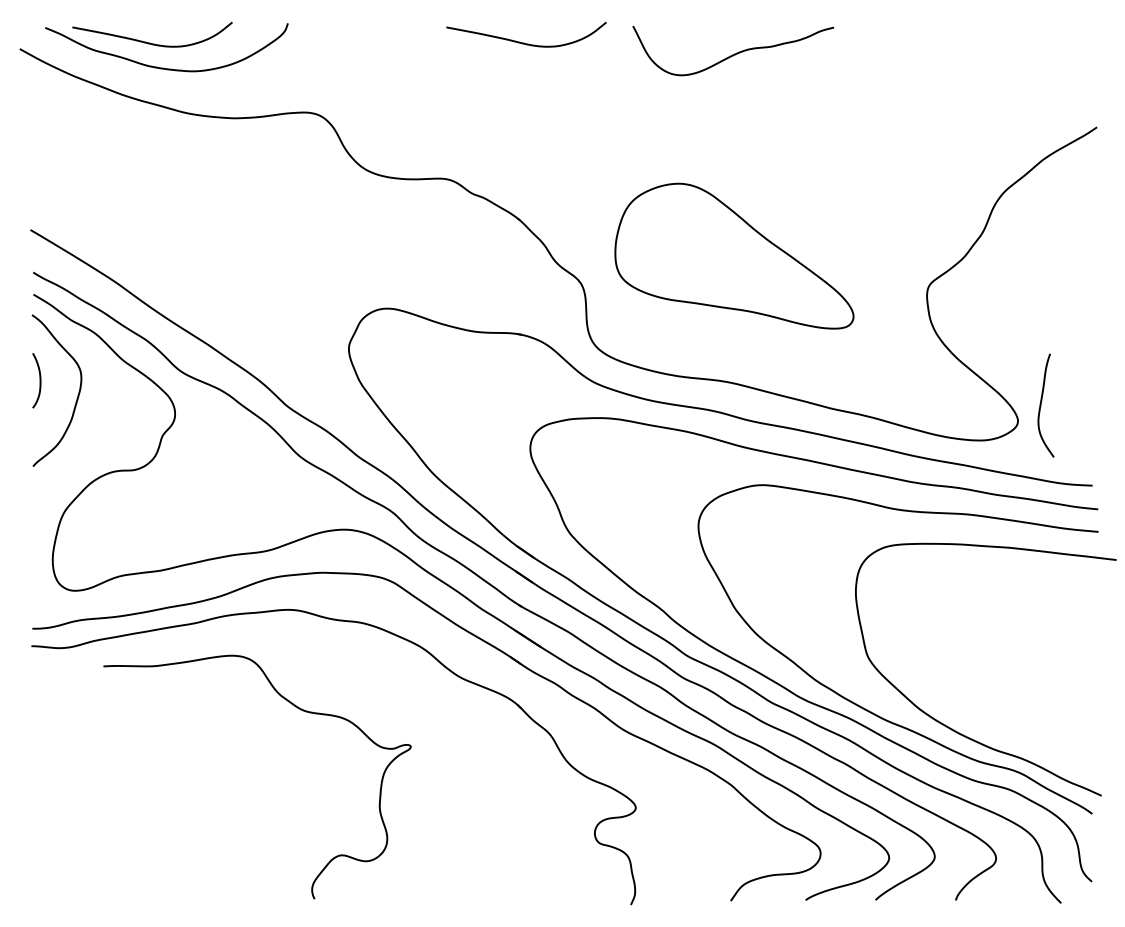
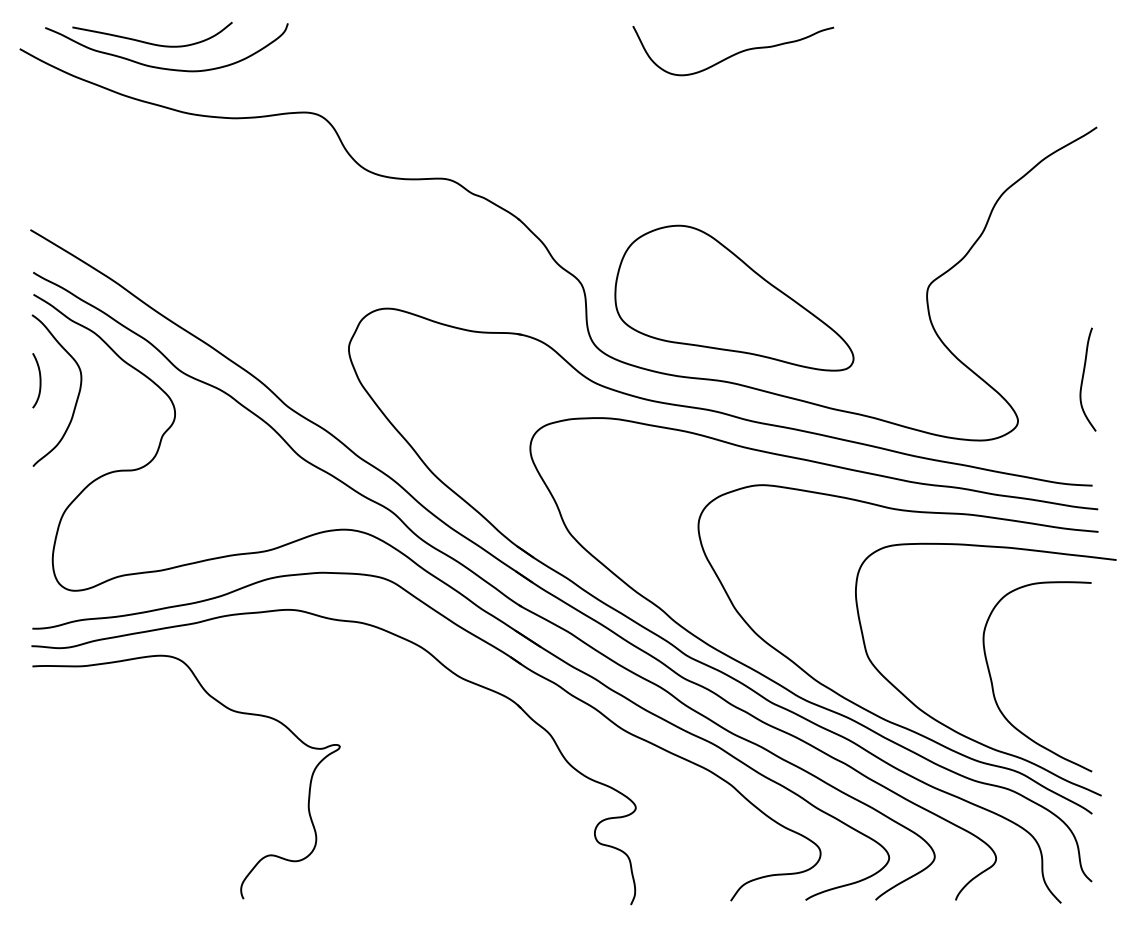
curve: present -> none (524, 42)
part position: (734, 255) -> (734, 297) (734, 297)
curve position: (1041, 405) -> (1083, 379) (1083, 379)
curve: none -> present (993, 685)
curve position: (295, 707) -> (224, 707) (224, 707)
